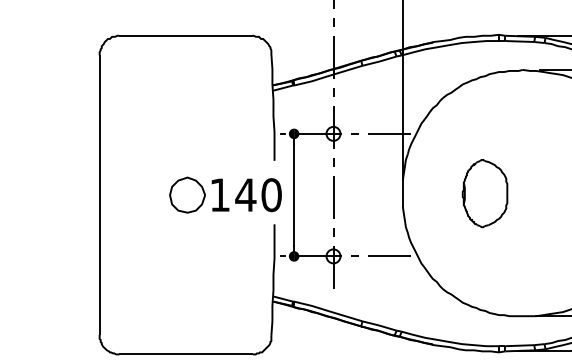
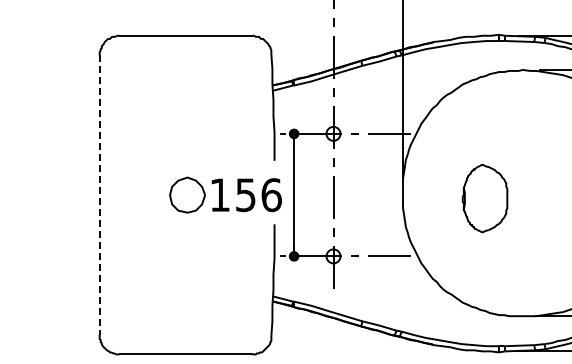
part position: (484, 193) -> (484, 198) (484, 198)
line: solid -> dashed (99, 195)
text: 140 -> 156 (258, 195)
